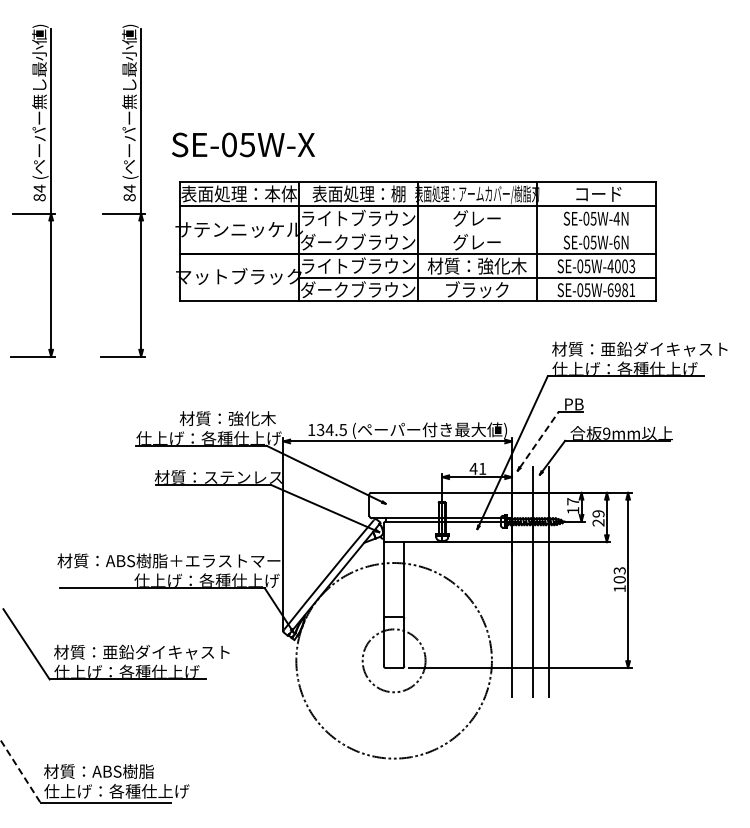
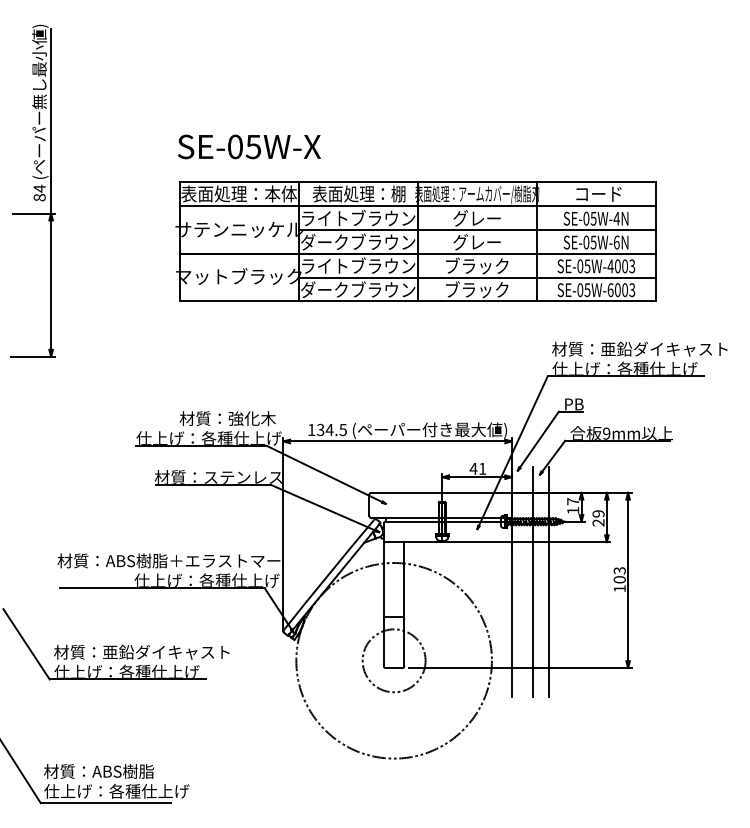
text position: (243, 144) -> (249, 146) (249, 146)
part: present -> none (122, 190)
line: none -> present (477, 229)
text: 材質：強化木 -> ブラック (476, 265)
text: SE-05W-6981 -> SE-05W-6003 (624, 290)
line: dashed -> solid (539, 439)
line: dashed -> solid (20, 771)
